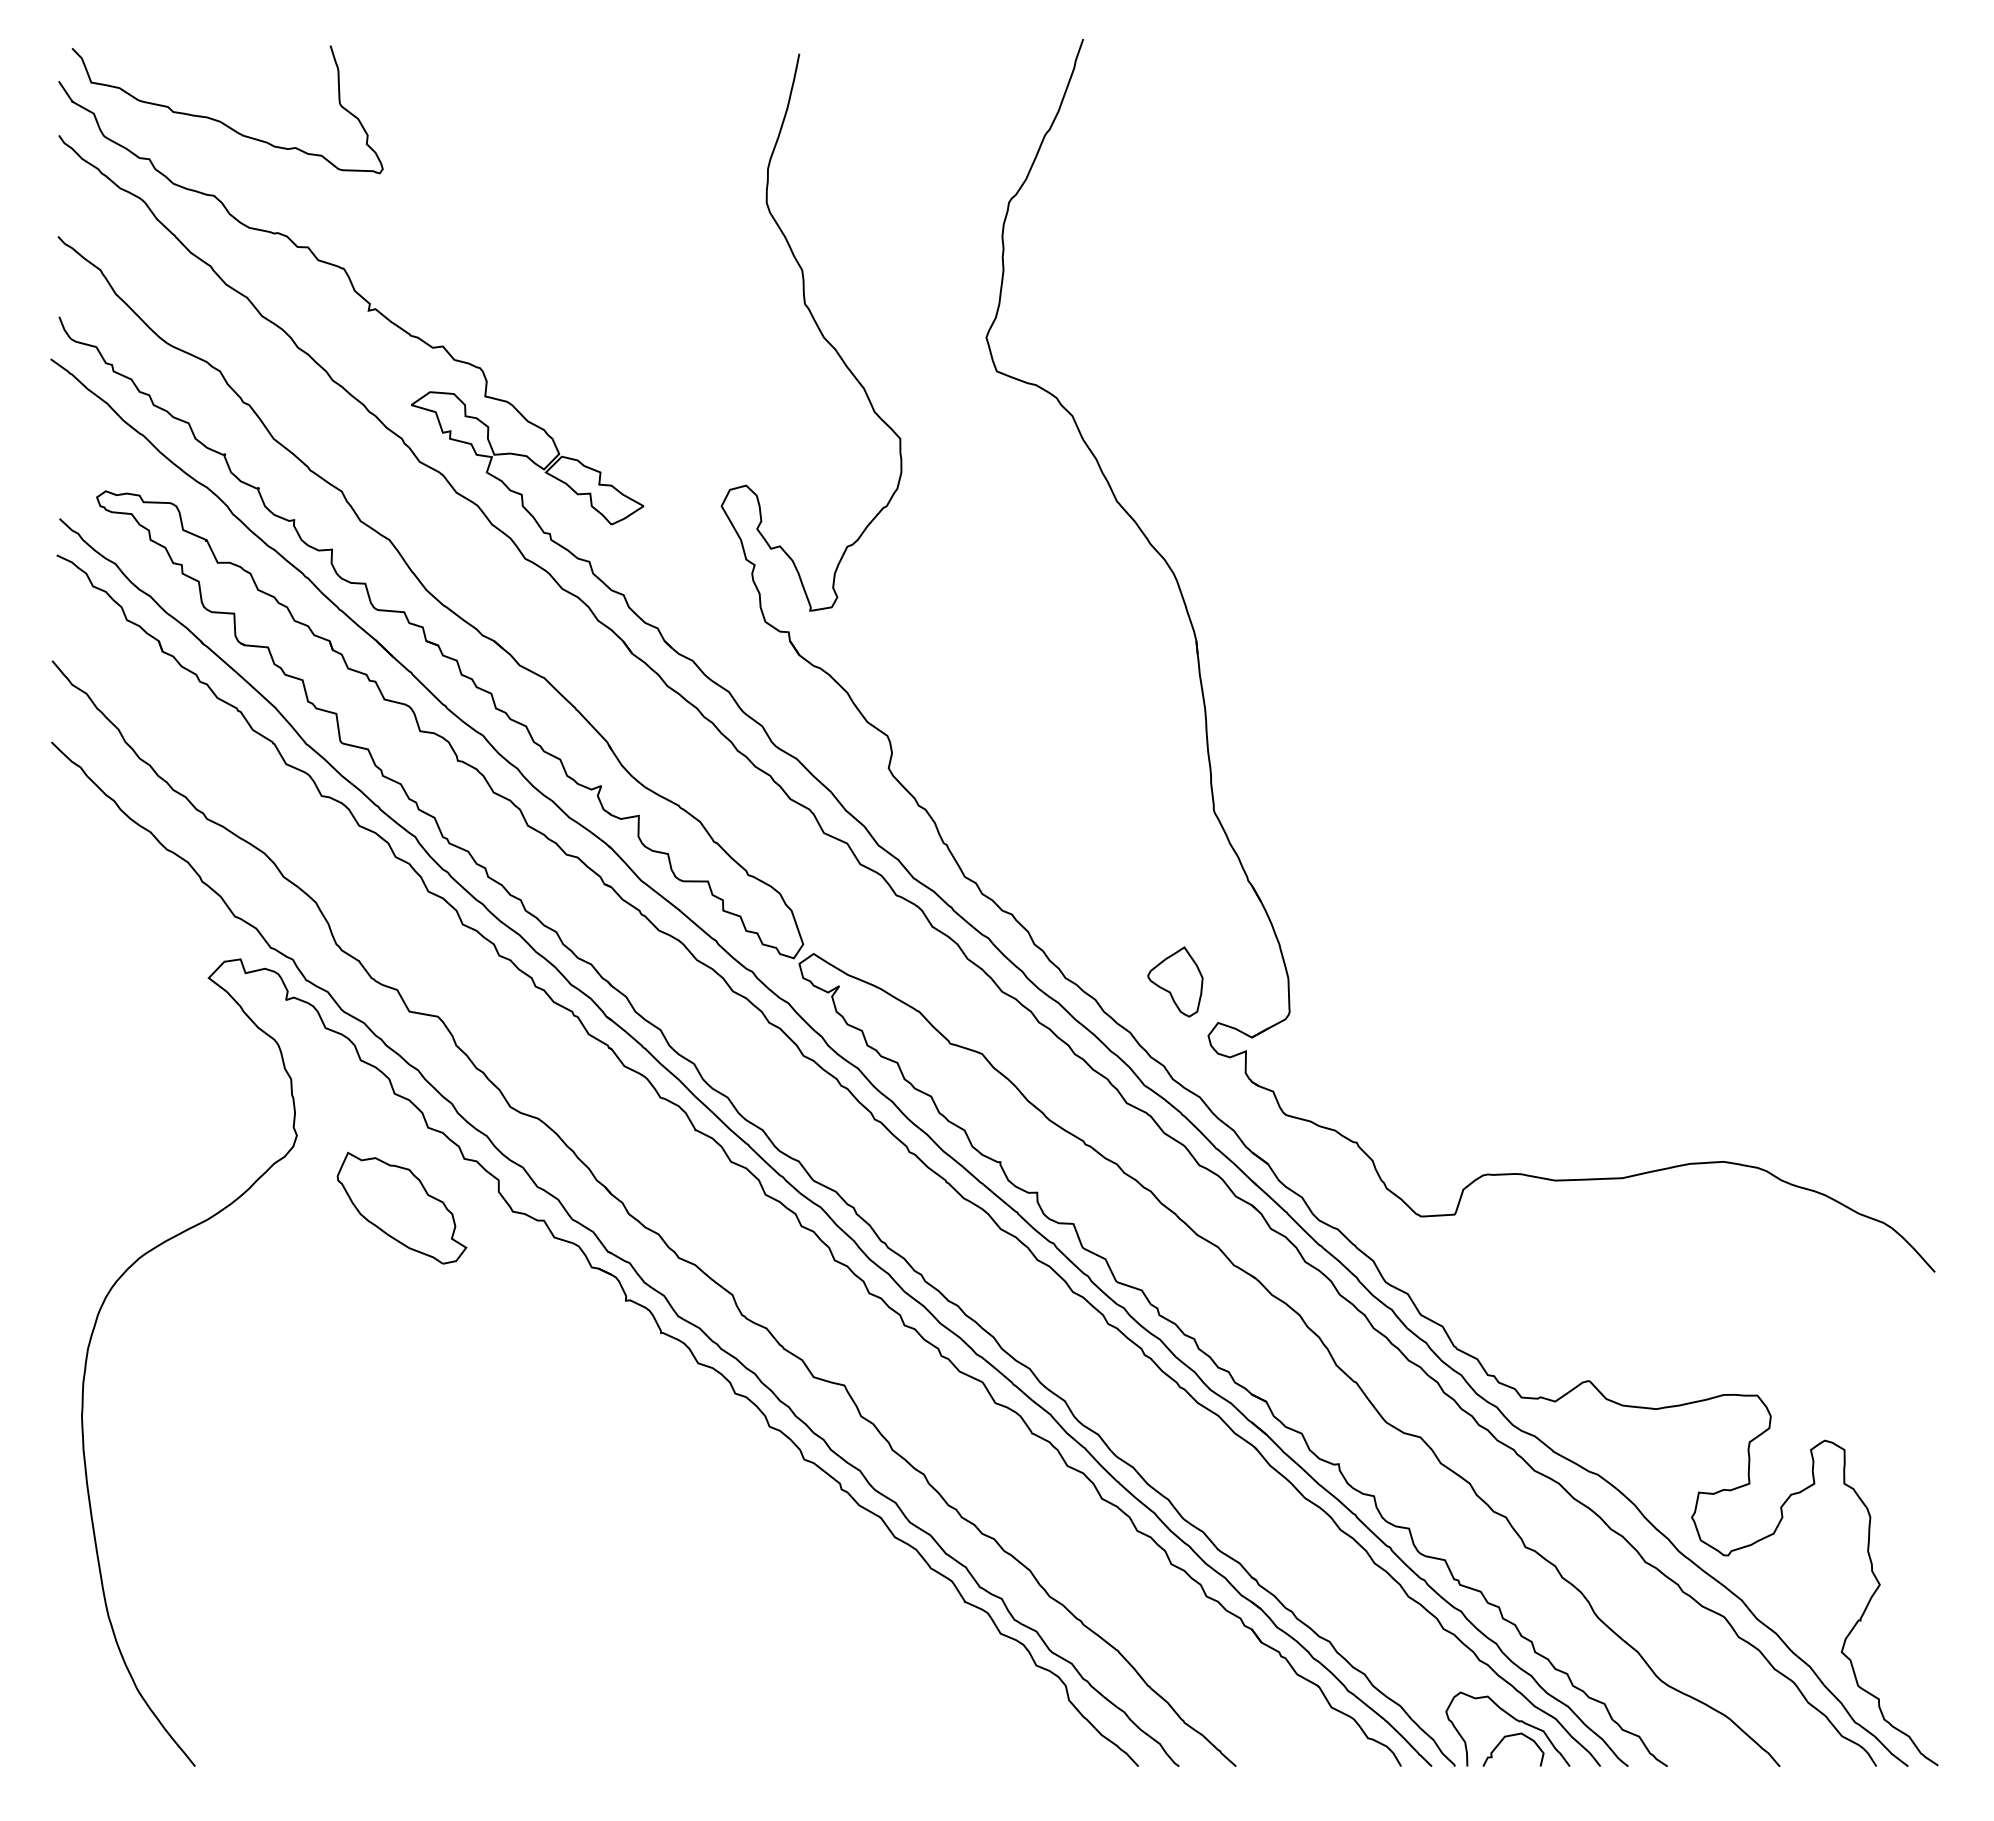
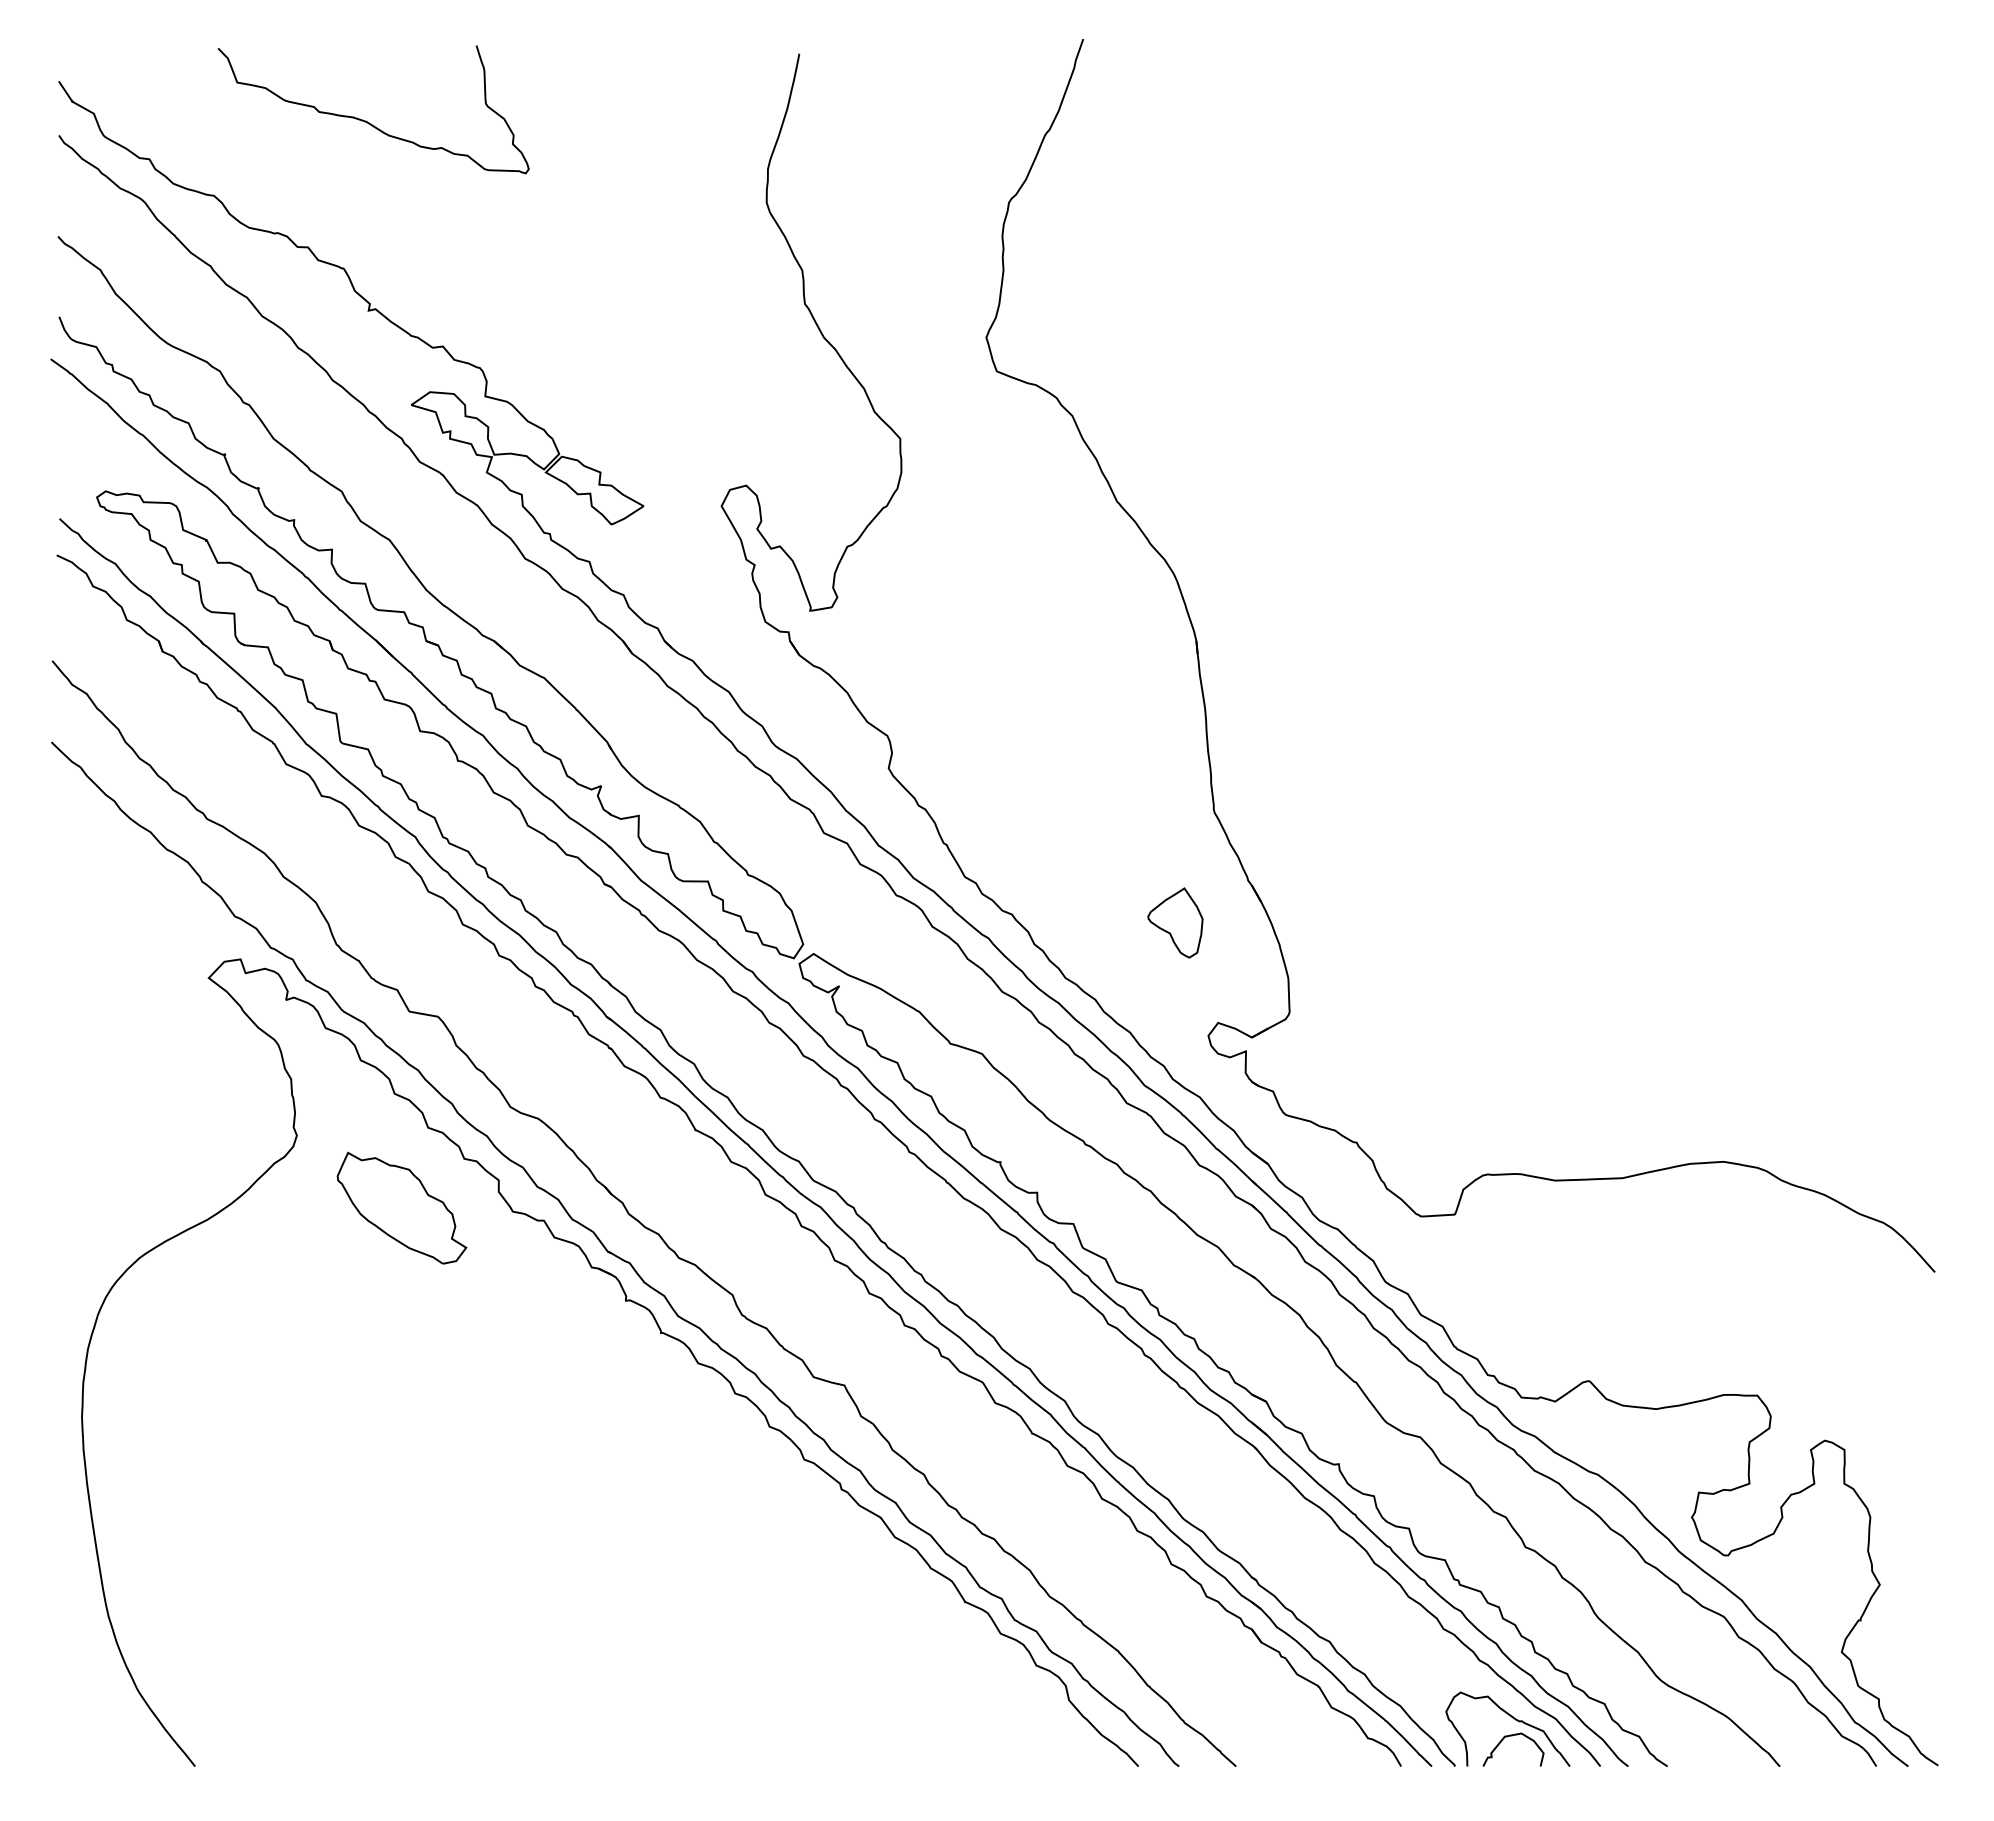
curve position: (220, 120) -> (366, 120) (366, 120)
part position: (1175, 981) -> (1175, 922) (1175, 922)
